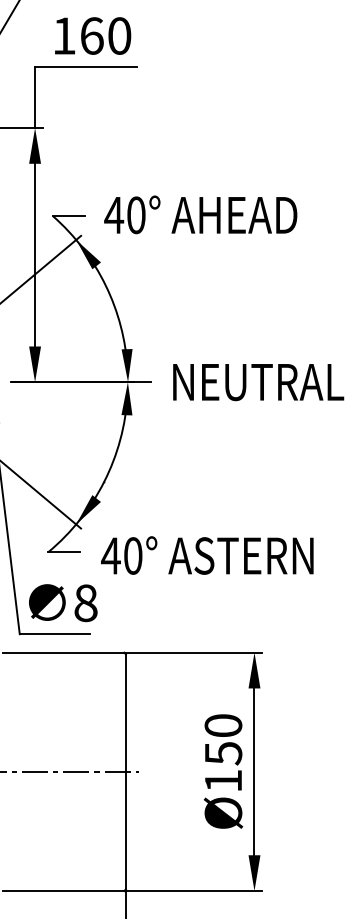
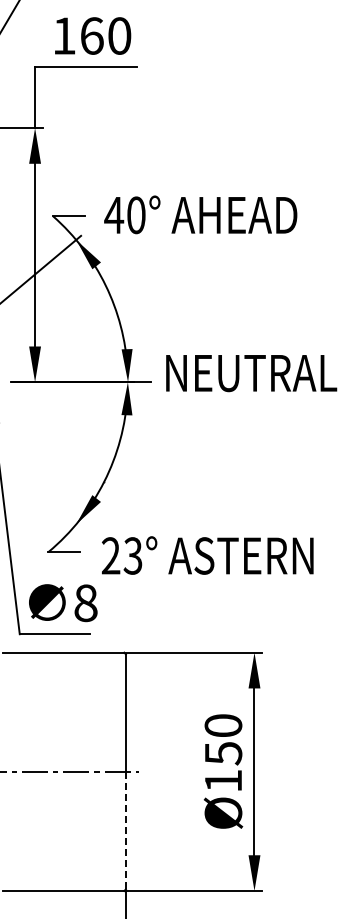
text position: (258, 382) -> (251, 373) (251, 373)
line: present -> none (41, 495)
text: 40° -> 23° (121, 555)
line: solid -> dashed (125, 830)
